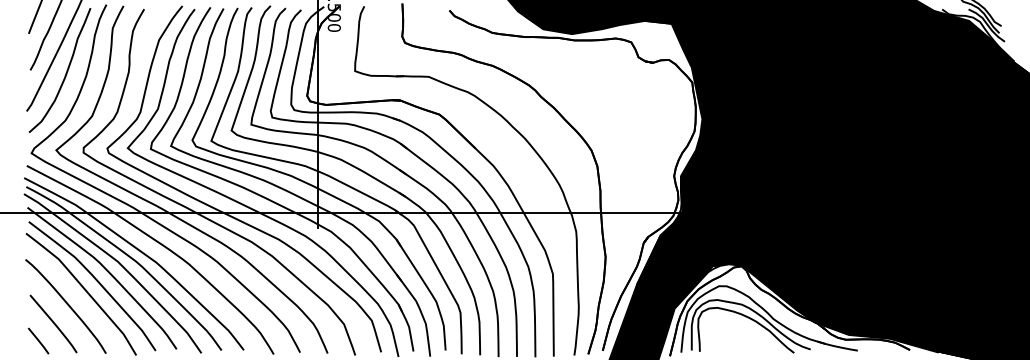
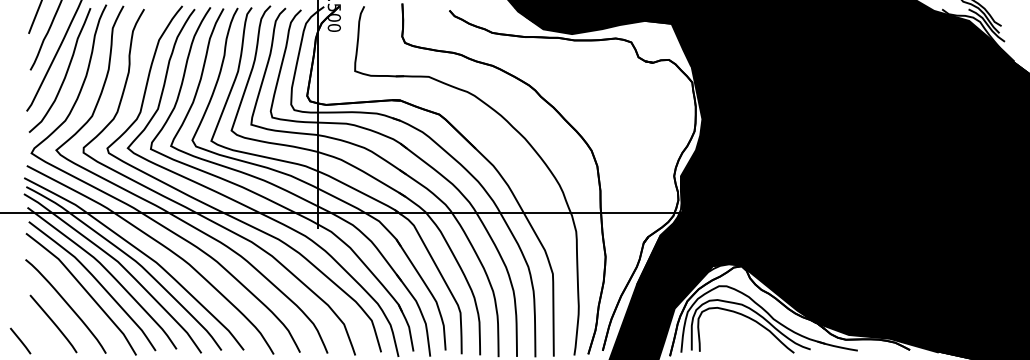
line position: (38, 340) -> (20, 340) (20, 340)
